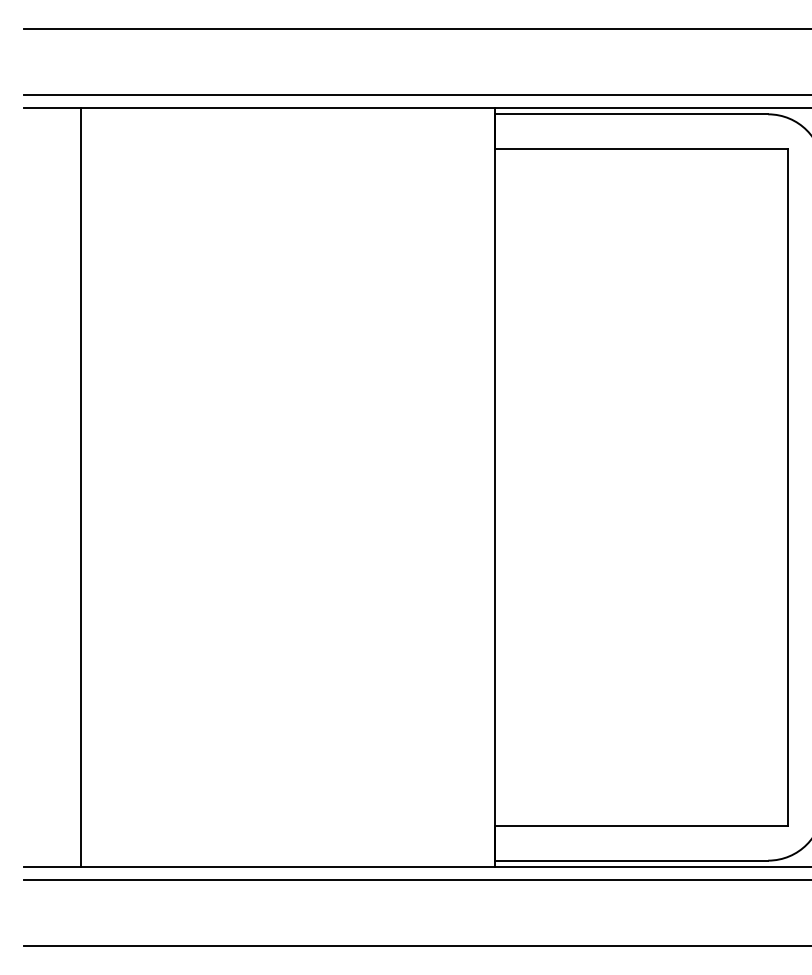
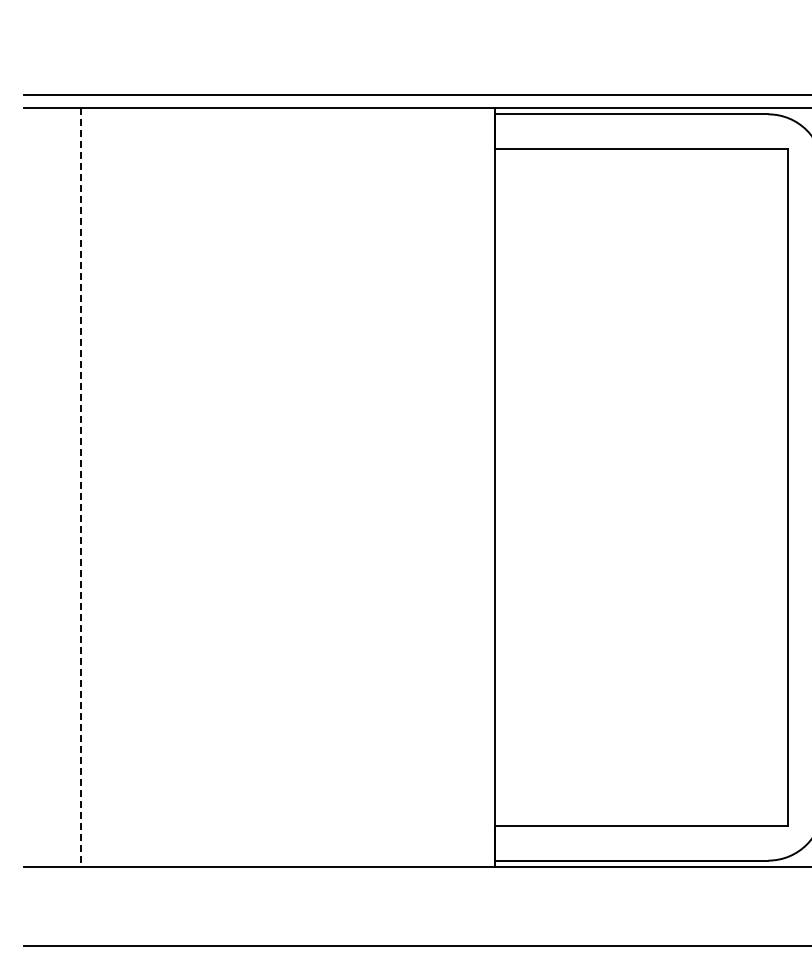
line: present -> none (416, 29)
line: solid -> dashed (80, 487)
line: present -> none (416, 880)
